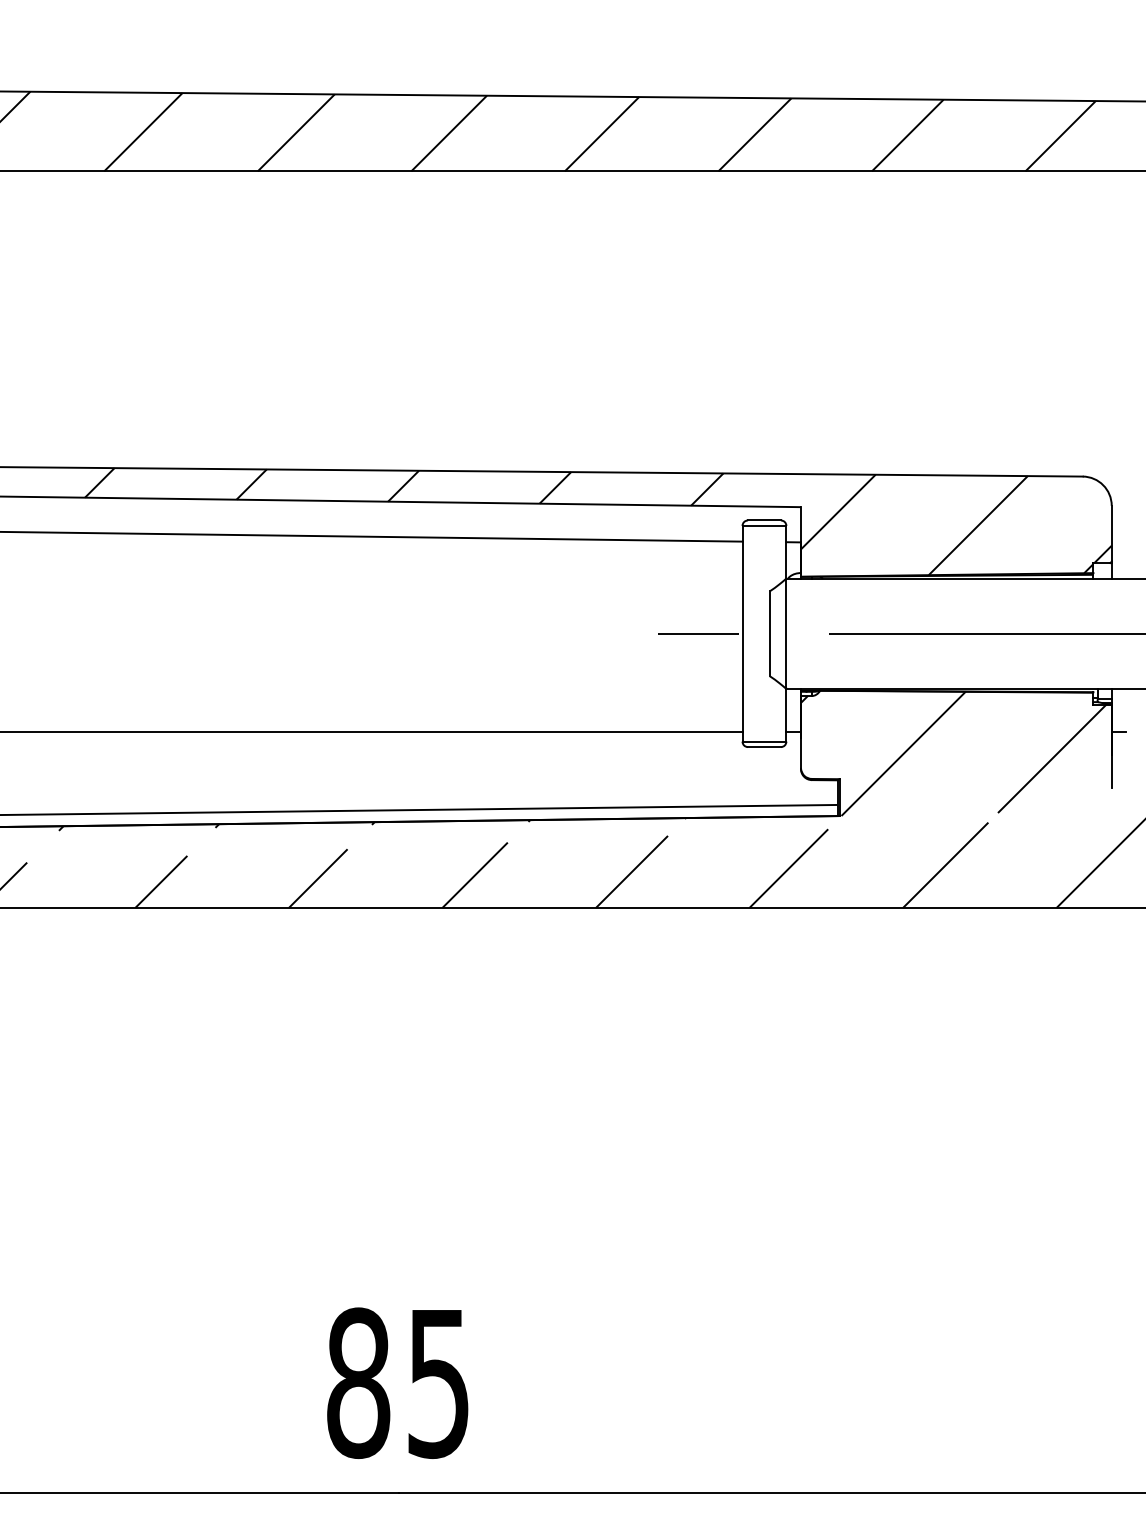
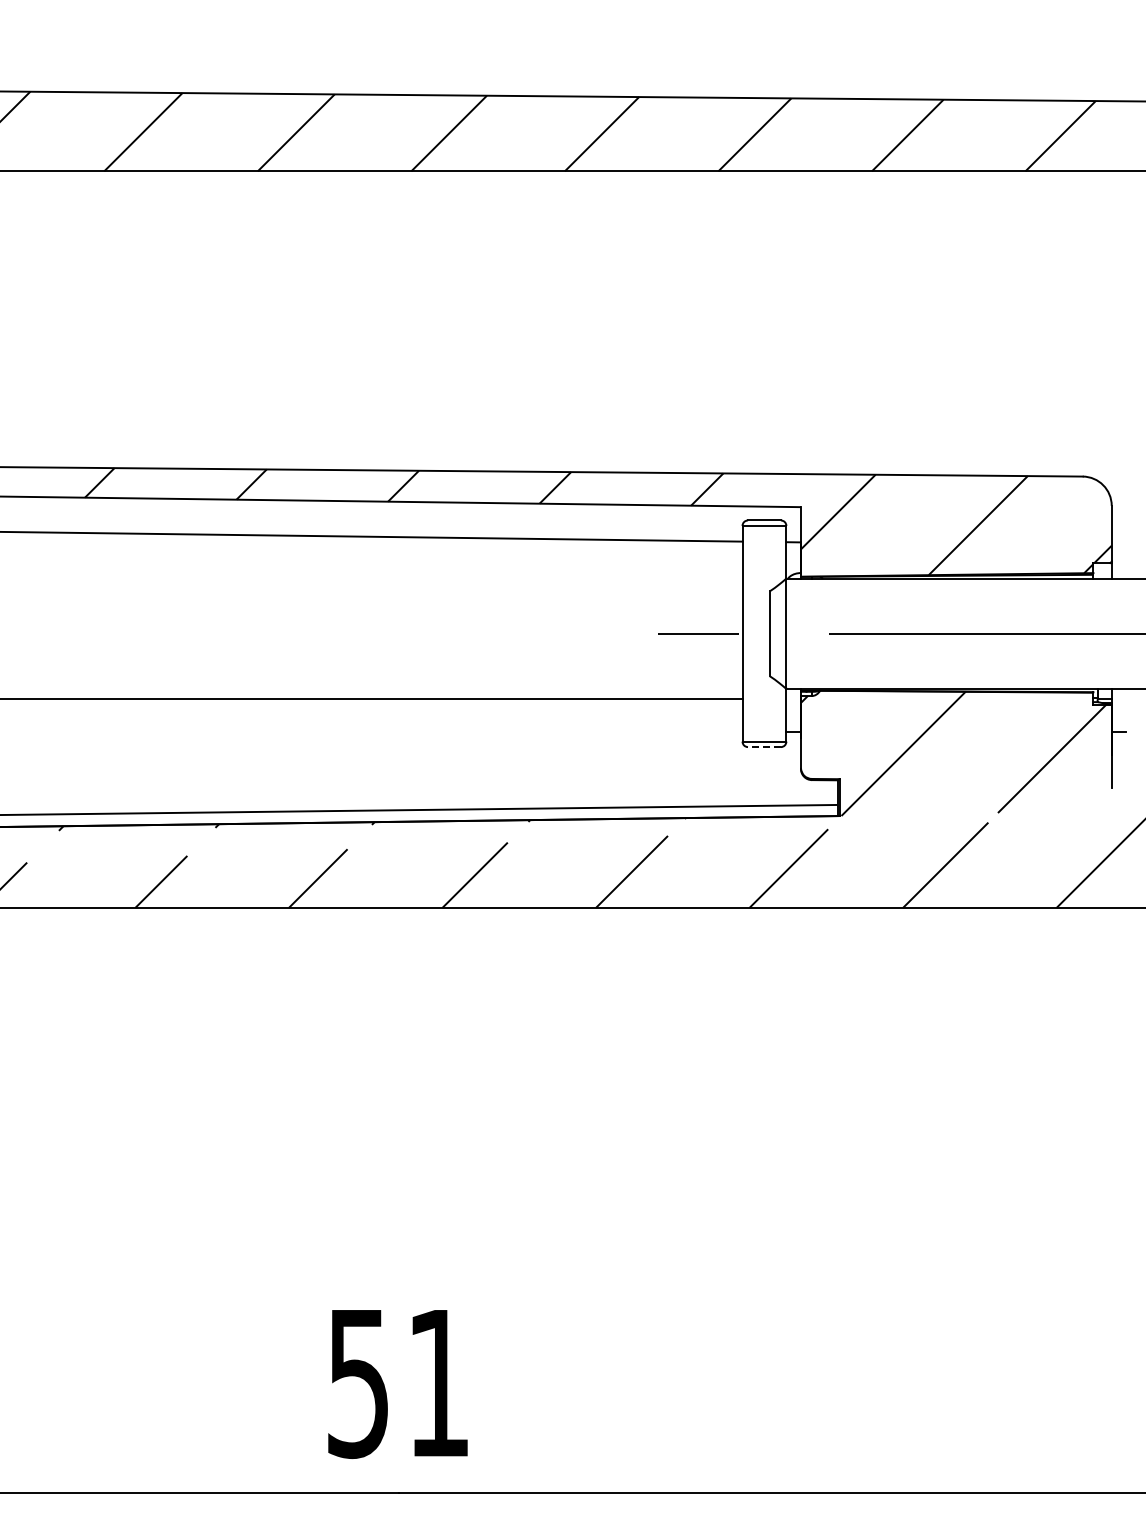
line position: (372, 732) -> (372, 699) (372, 699)
line: solid -> dashed (763, 747)
text: 85 -> 51 (397, 1383)
